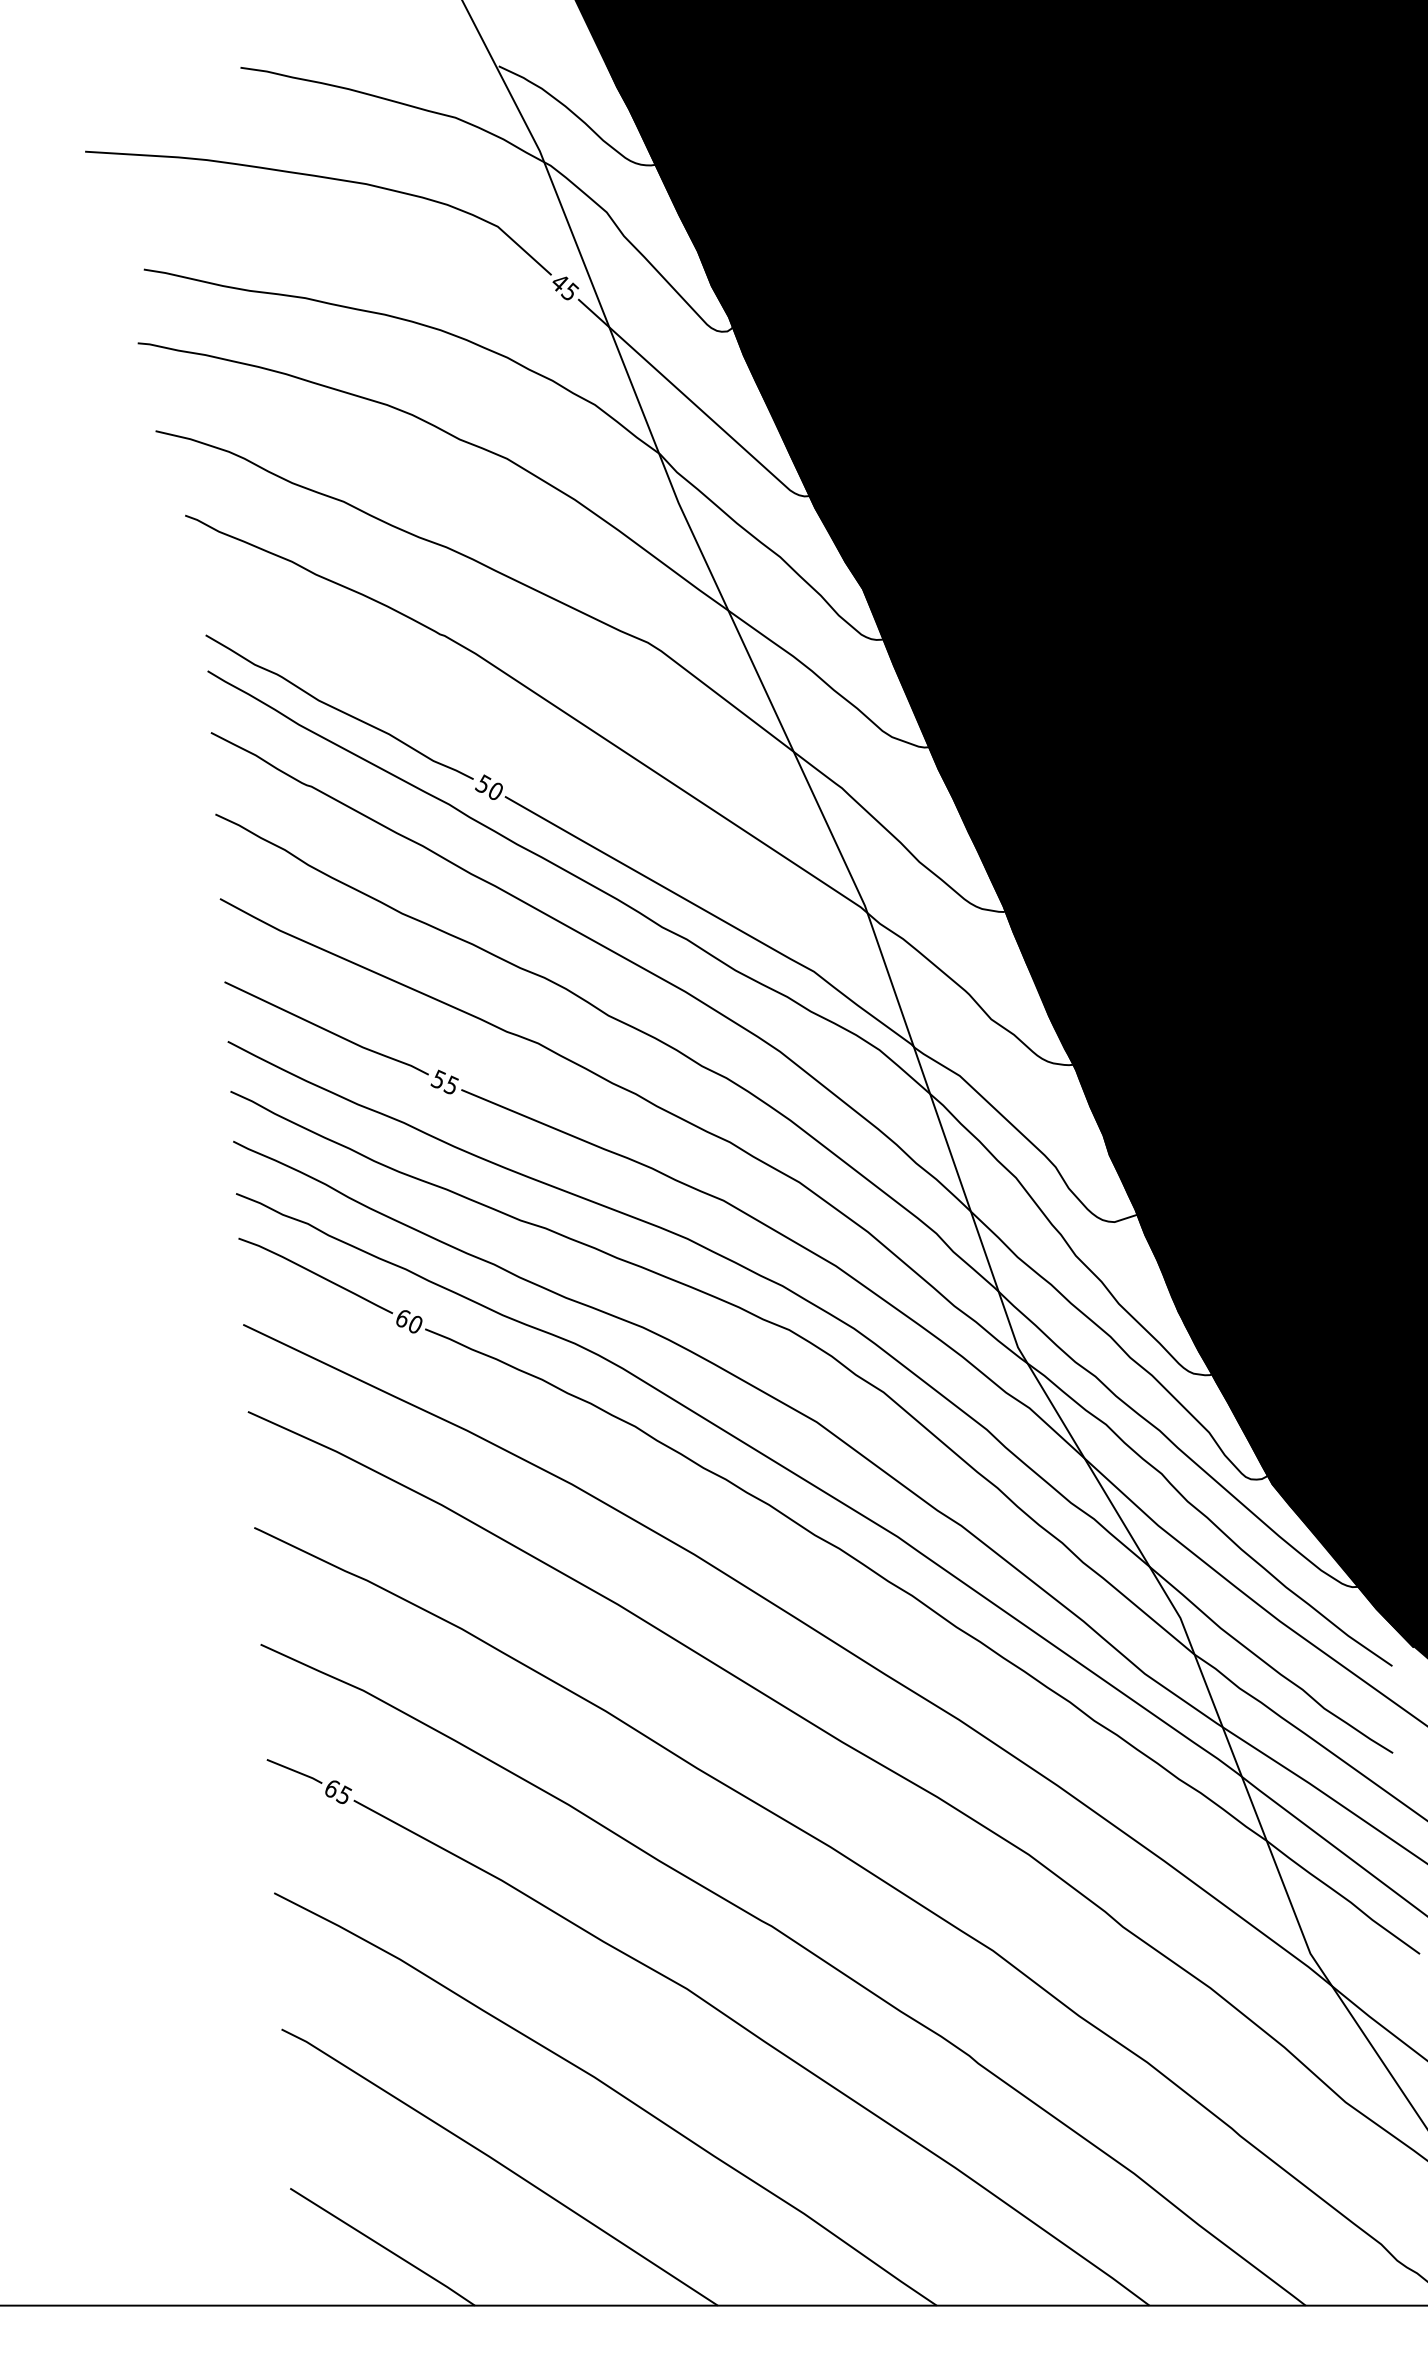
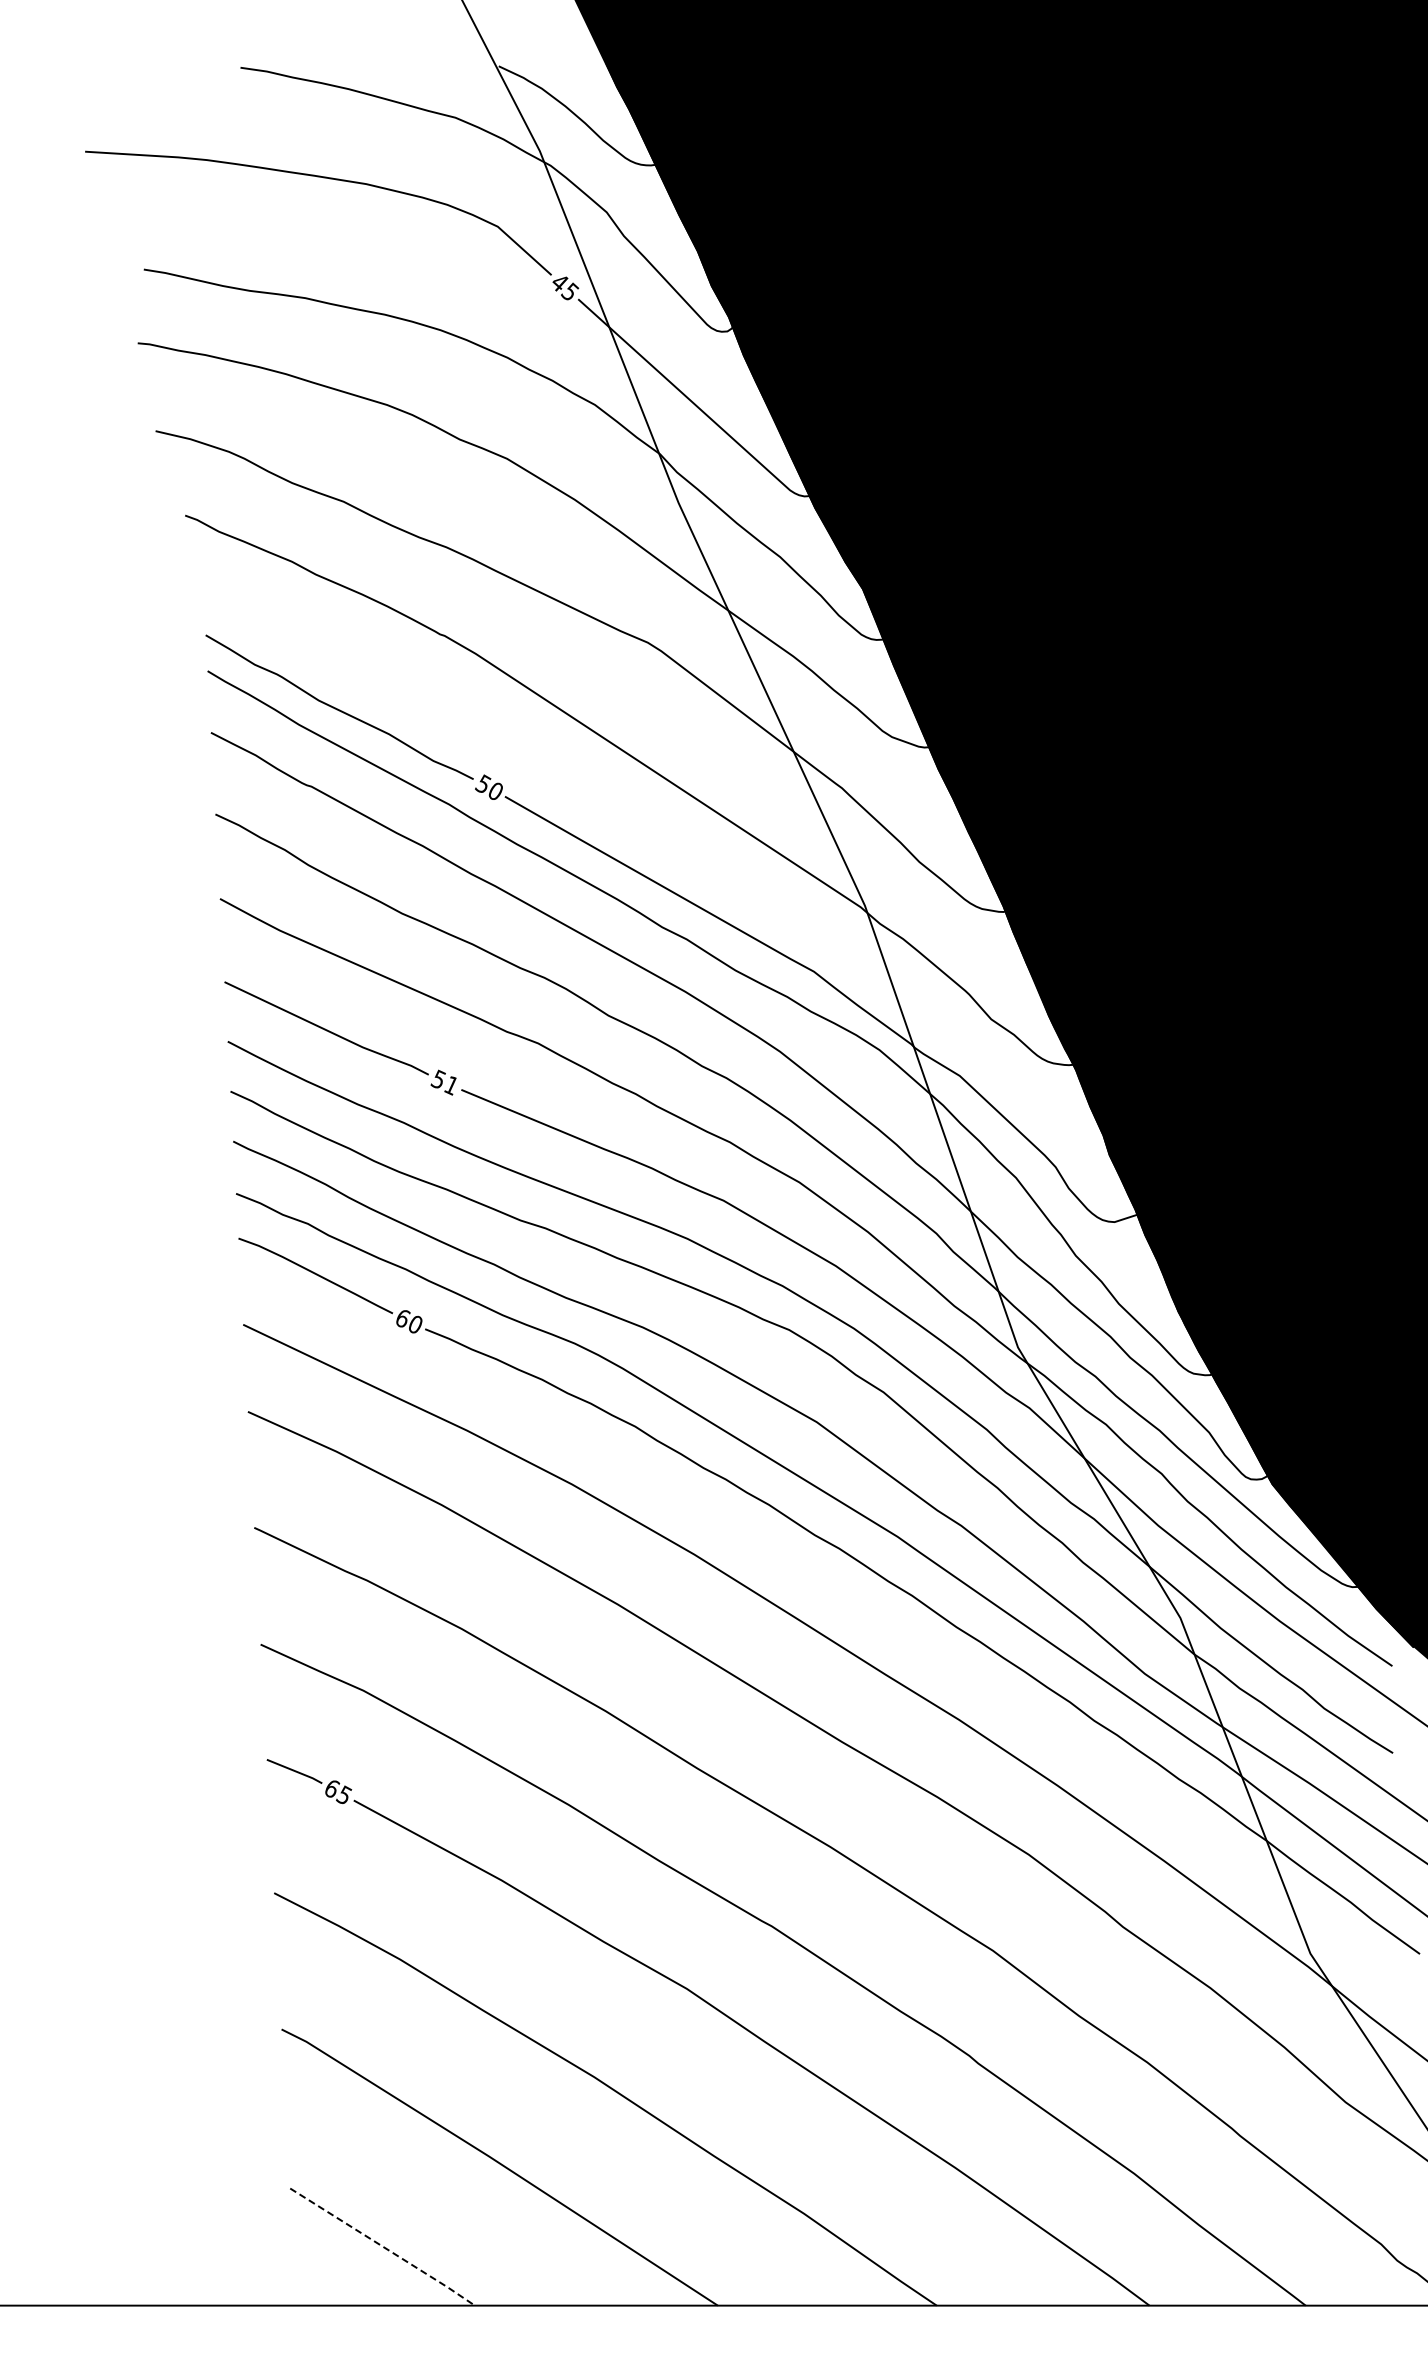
text: 55 -> 51 (450, 1085)
line: solid -> dashed (384, 2247)
